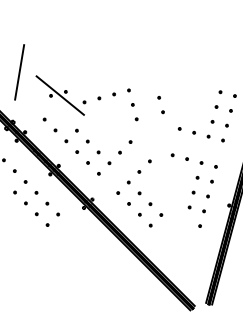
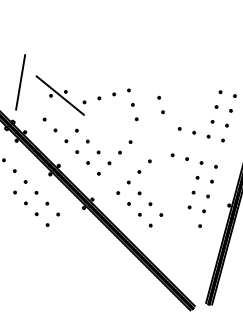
line position: (19, 72) -> (20, 82) (20, 82)
